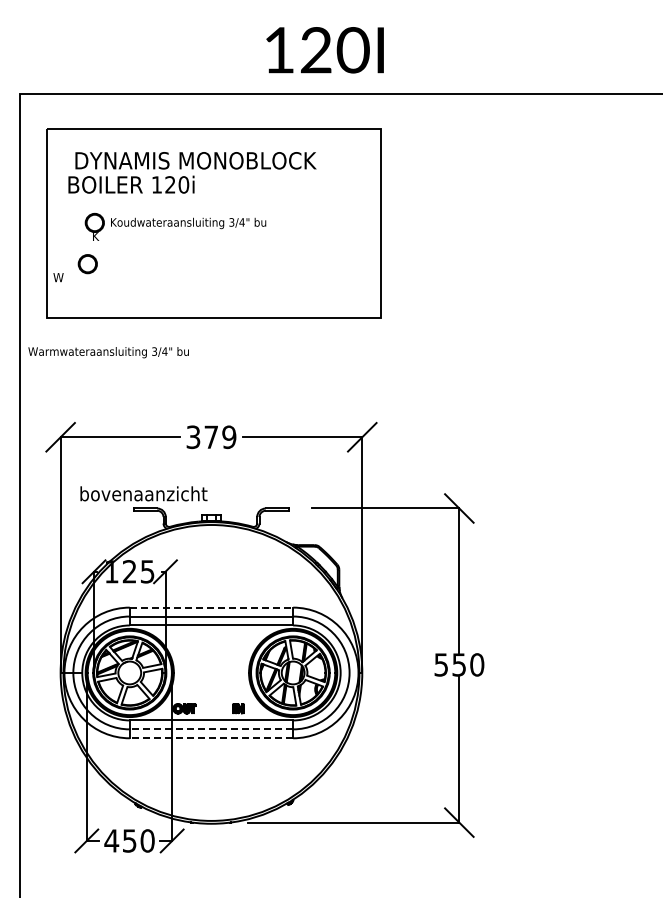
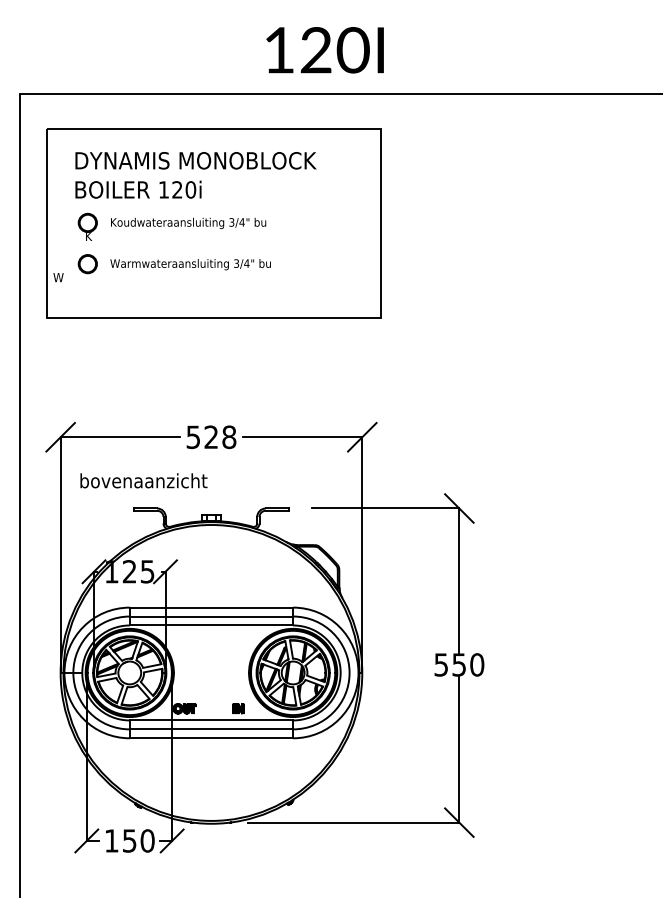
text position: (131, 184) -> (138, 189) (138, 189)
part position: (94, 226) -> (87, 226) (87, 226)
text position: (108, 352) -> (190, 264) (190, 264)
text: 379 -> 528 (211, 437)
text position: (143, 493) -> (143, 480) (143, 480)
line: dashed -> solid (211, 607)
line: dashed -> solid (211, 729)
line: dashed -> solid (211, 738)
text: 450 -> 150 (111, 840)
